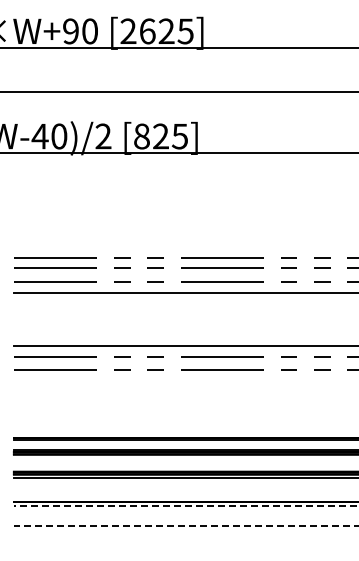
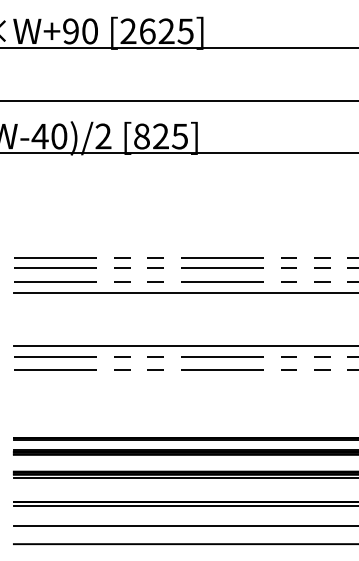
line position: (178, 91) -> (178, 100) (178, 100)
line: dashed -> solid (185, 506)
line: dashed -> solid (185, 525)
line: none -> present (184, 544)
